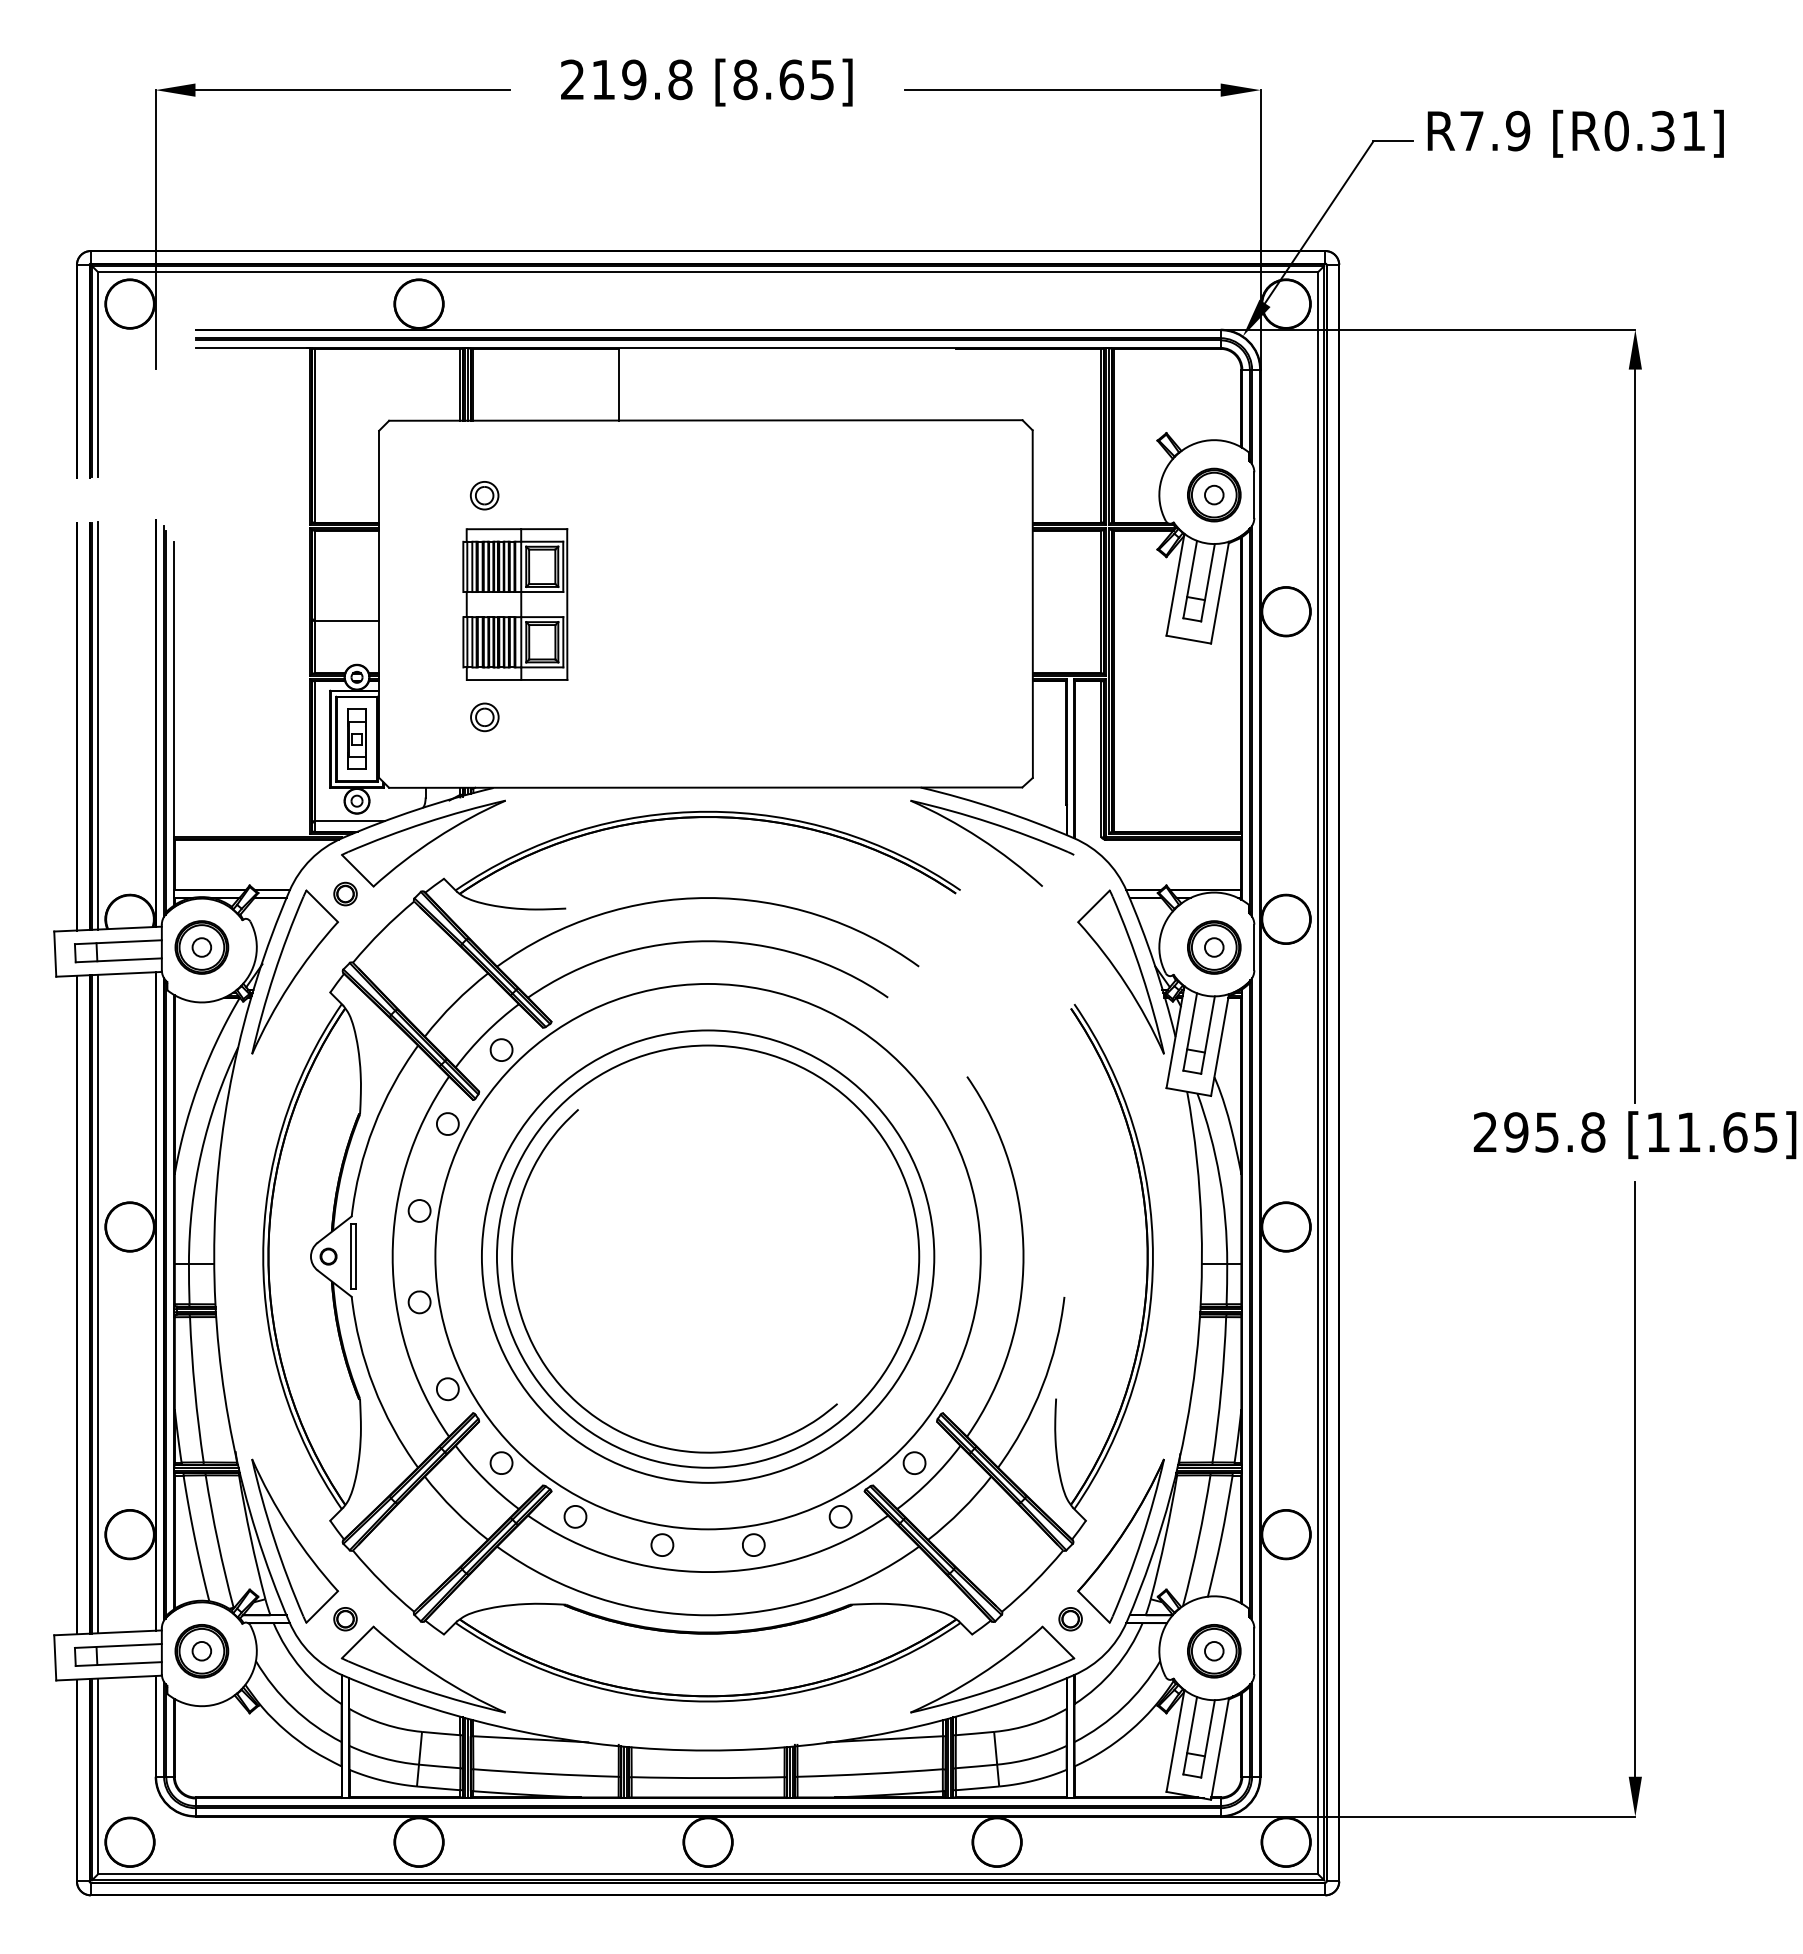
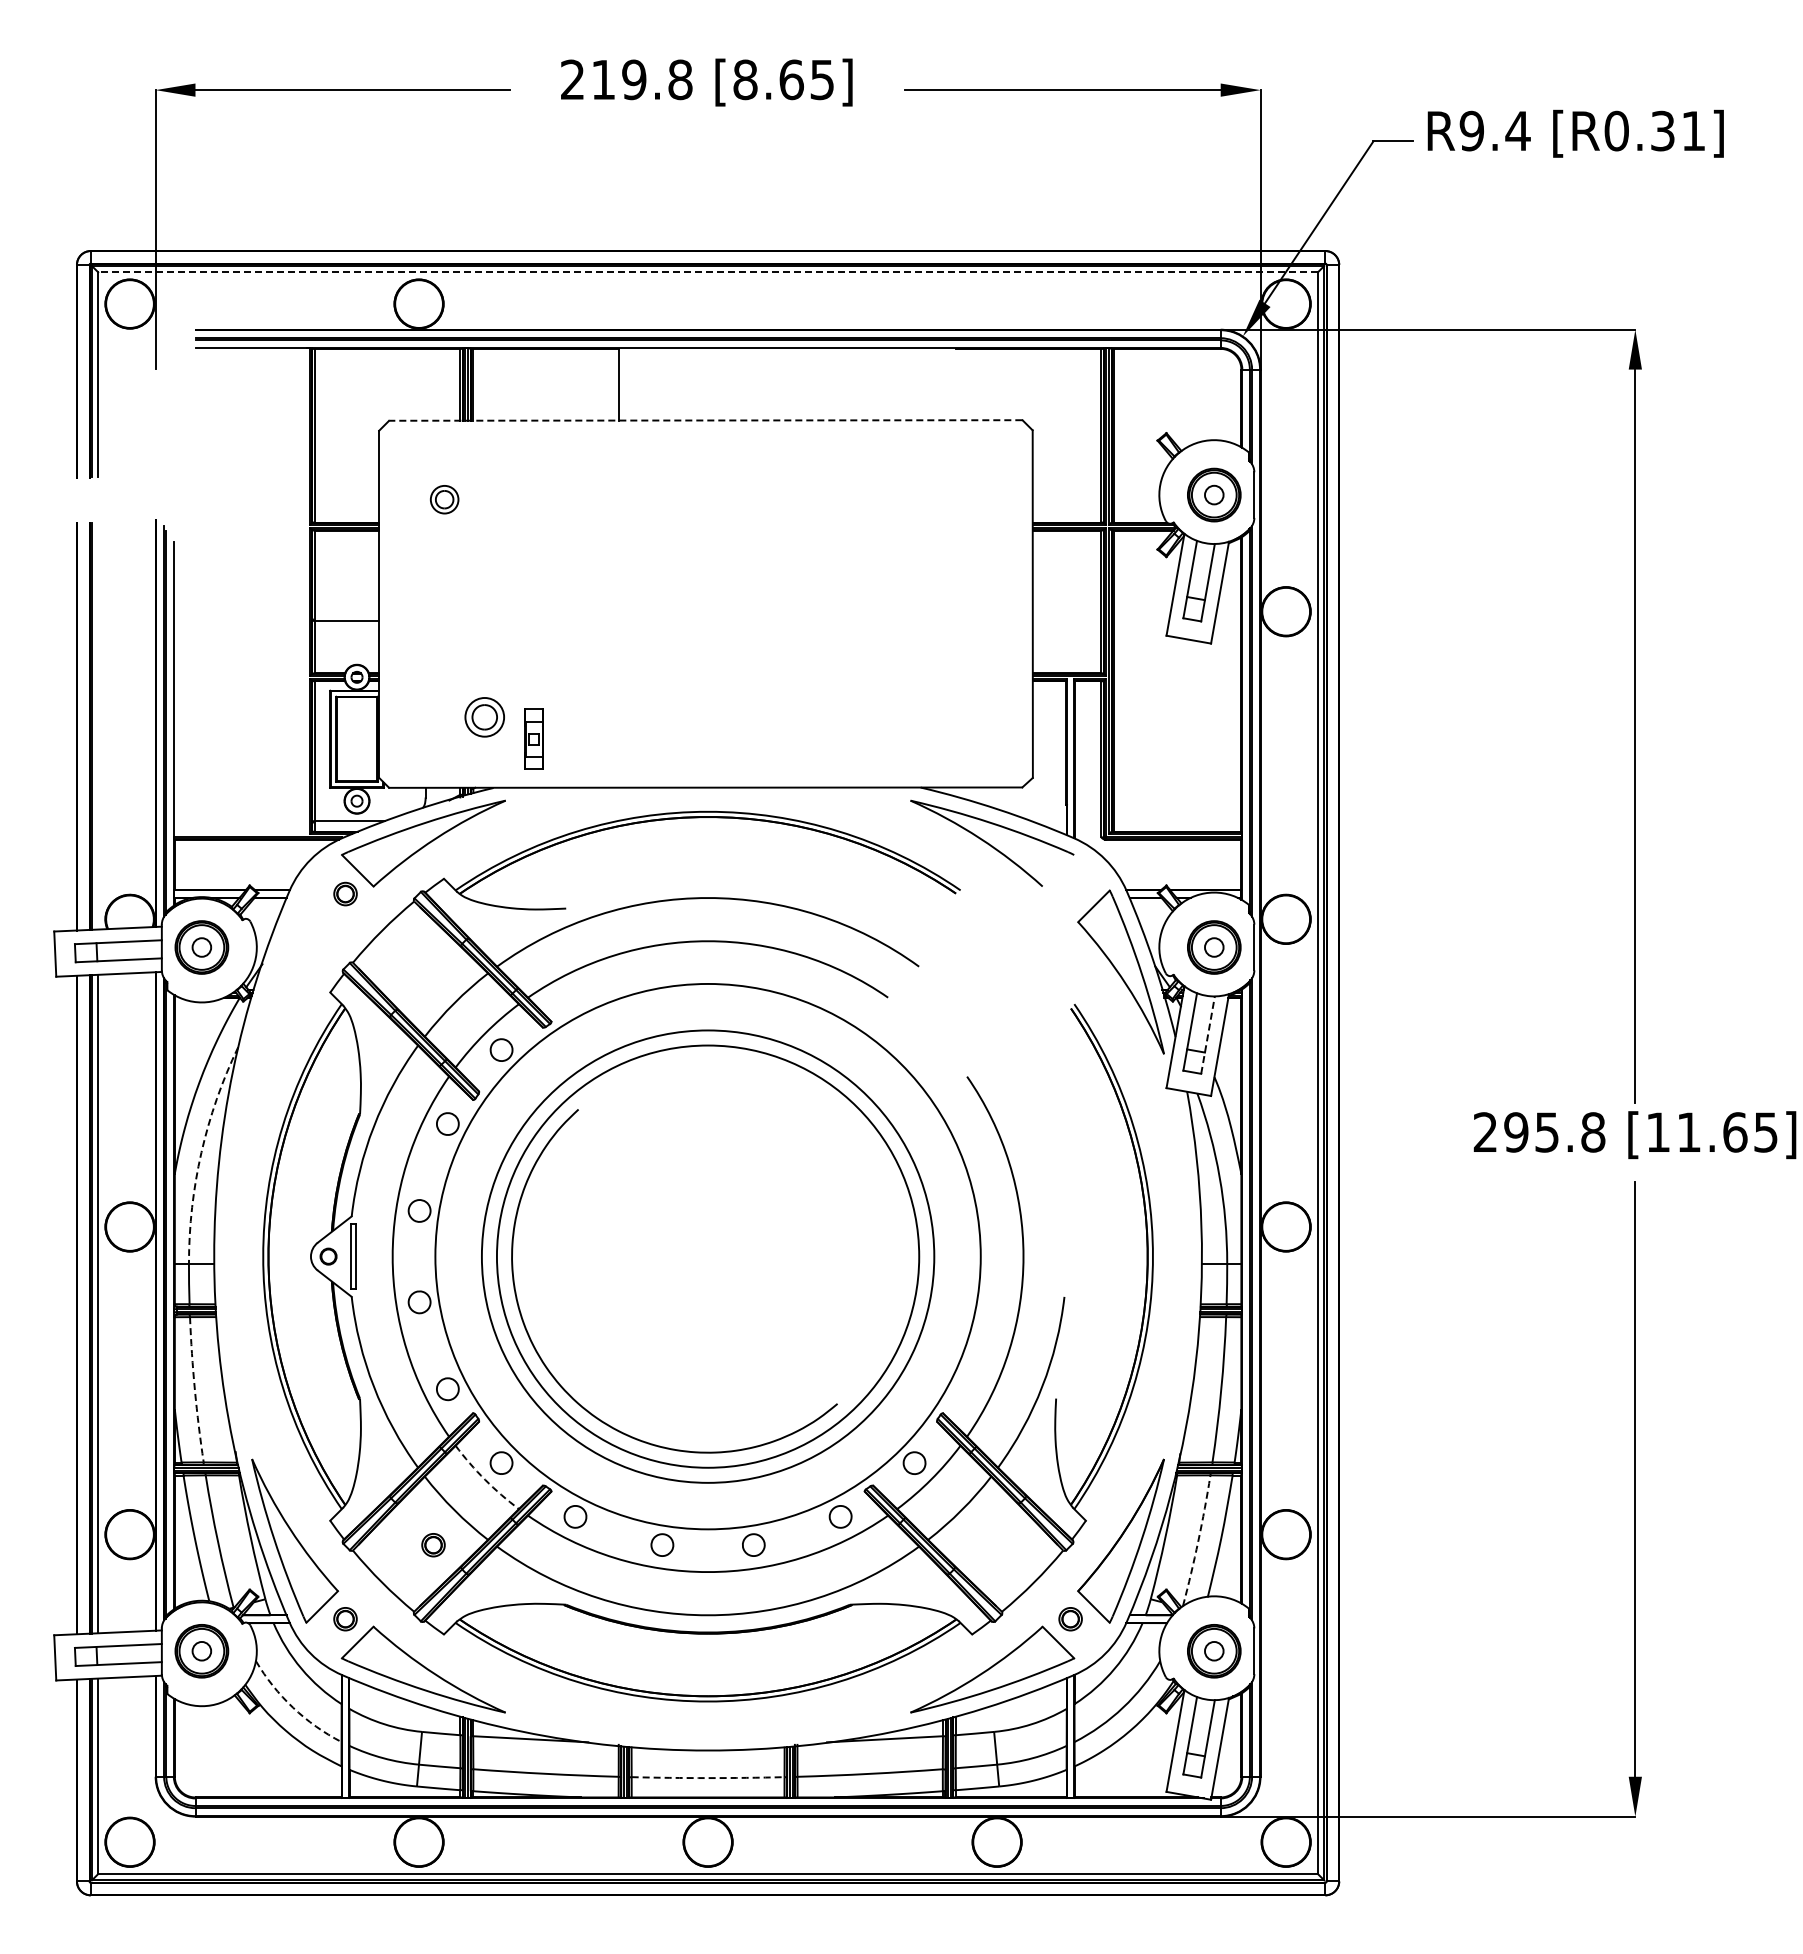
text: R7.9 -> R9.4 (1494, 130)
line: solid -> dashed (708, 272)
line: solid -> dashed (705, 420)
part position: (484, 495) -> (444, 499) (444, 499)
part: present -> none (515, 604)
part size: 30x31 px -> 41x41 px (484, 717)
line: present -> none (98, 725)
part position: (356, 738) -> (533, 738) (533, 738)
part: present -> none (294, 971)
line: solid -> dashed (1208, 1034)
arc: solid -> dashed (201, 1152)
arc: solid -> dashed (194, 1389)
arc: solid -> dashed (485, 1479)
arc: solid -> dashed (1198, 1541)
part: none -> present (433, 1545)
arc: solid -> dashed (293, 1707)
arc: solid -> dashed (708, 1778)
